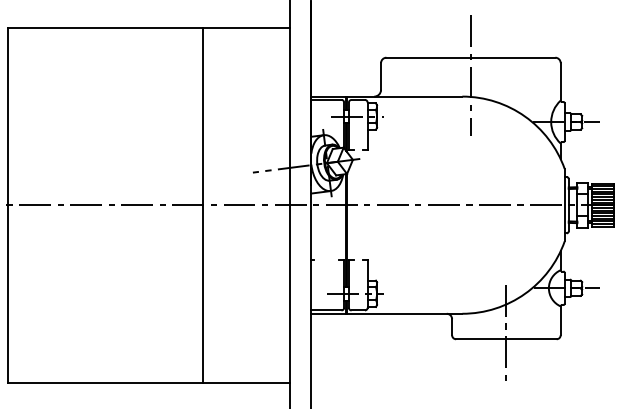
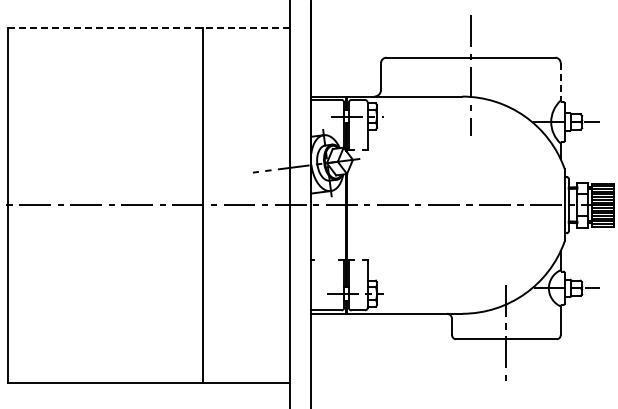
line: solid -> dashed (149, 27)
line: solid -> dashed (560, 81)
